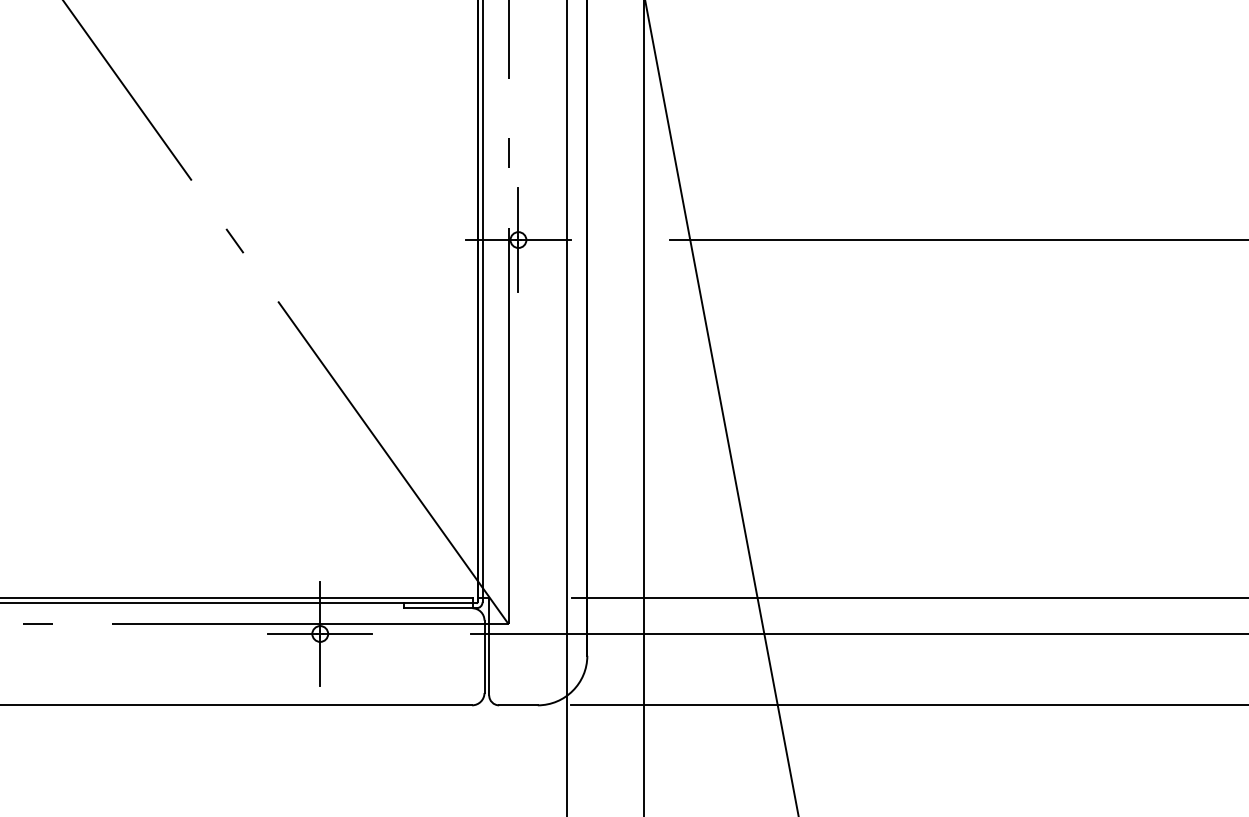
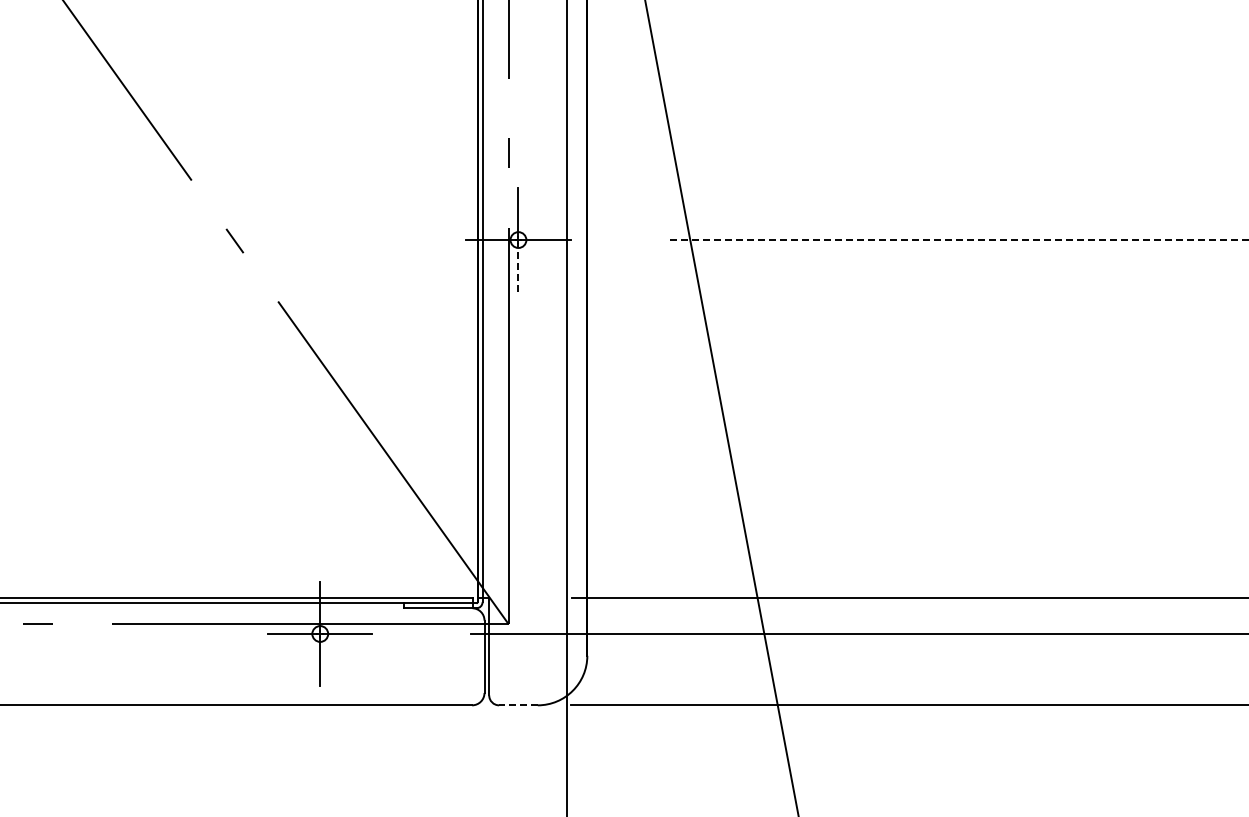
line: solid -> dashed (959, 240)
line: solid -> dashed (518, 267)
line: present -> none (643, 407)
line: solid -> dashed (517, 705)
